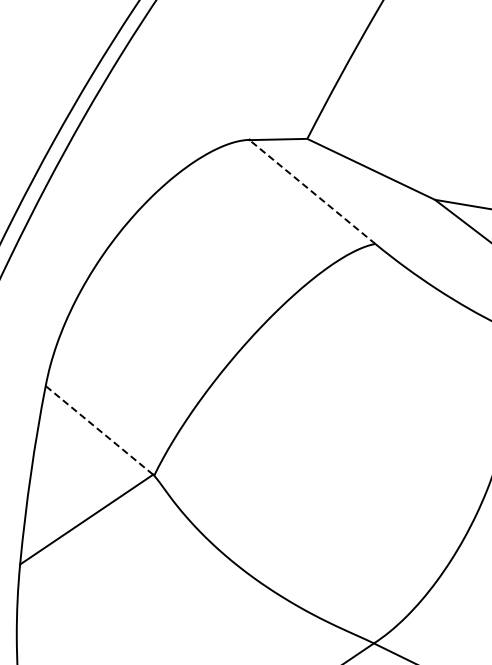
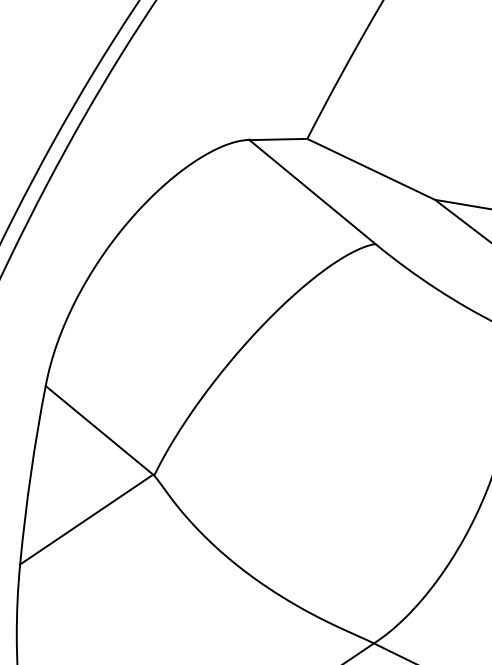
line: dashed -> solid (312, 192)
line: dashed -> solid (99, 430)
